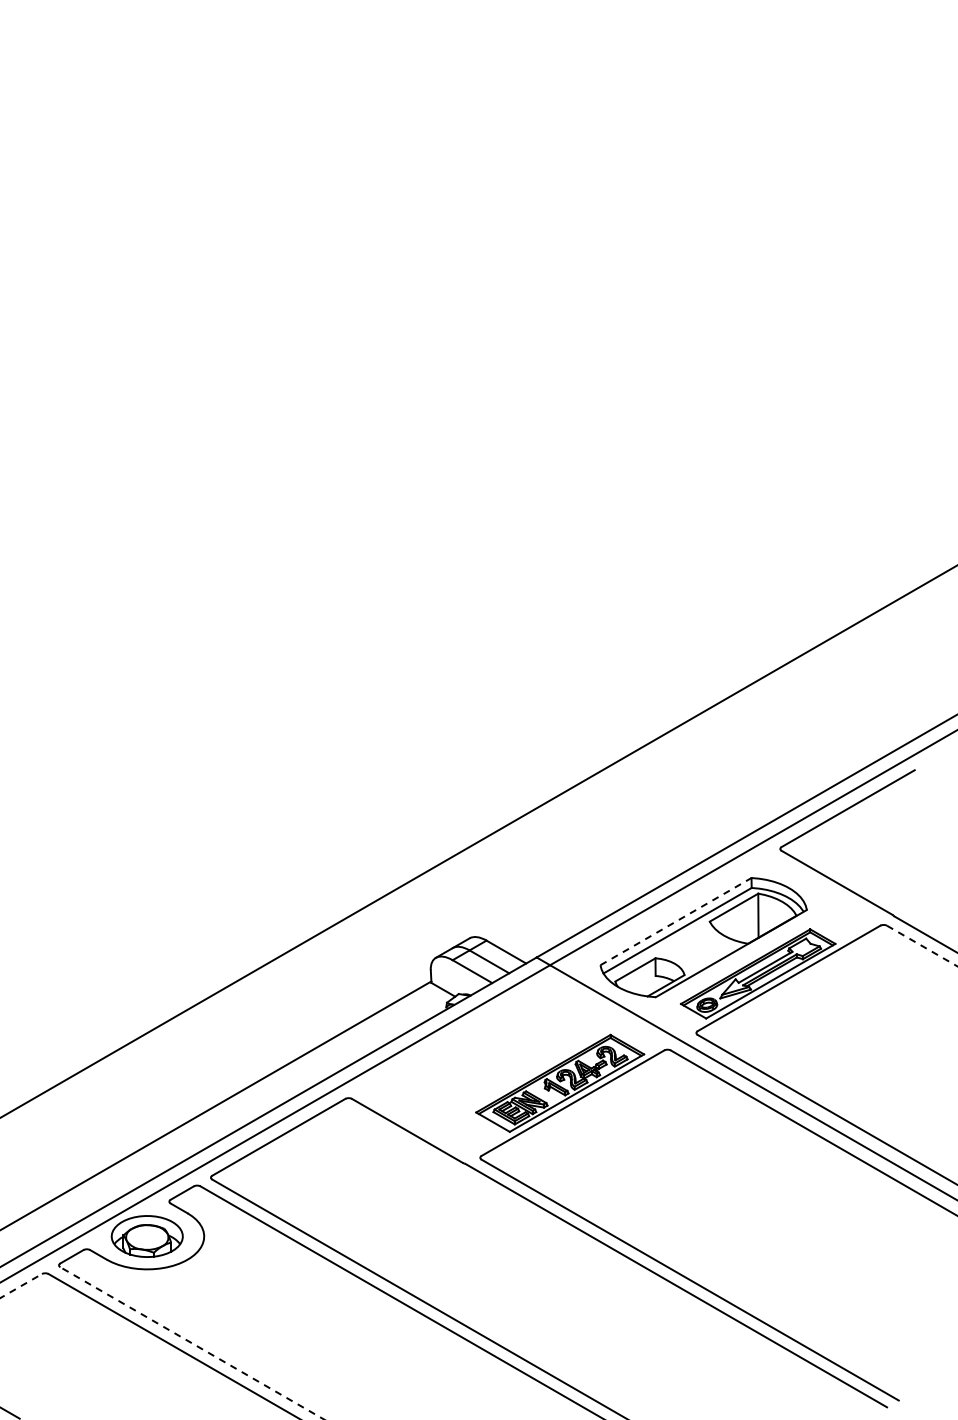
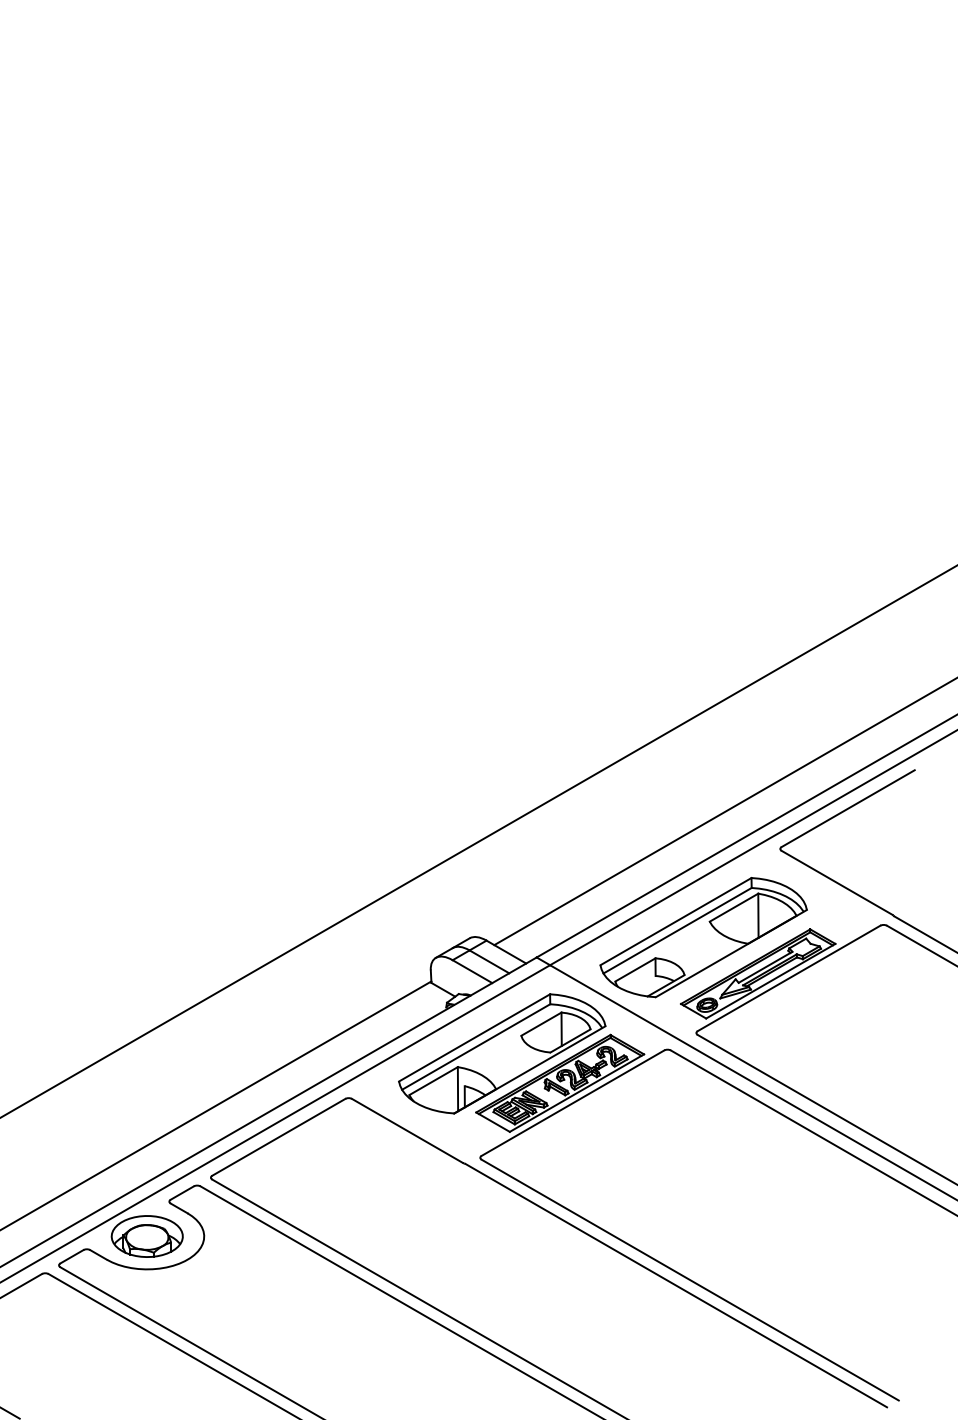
line: none -> present (724, 812)
line: dashed -> solid (676, 921)
line: dashed -> solid (922, 946)
part: none -> present (502, 1053)
line: dashed -> solid (21, 1286)
line: dashed -> solid (191, 1343)
